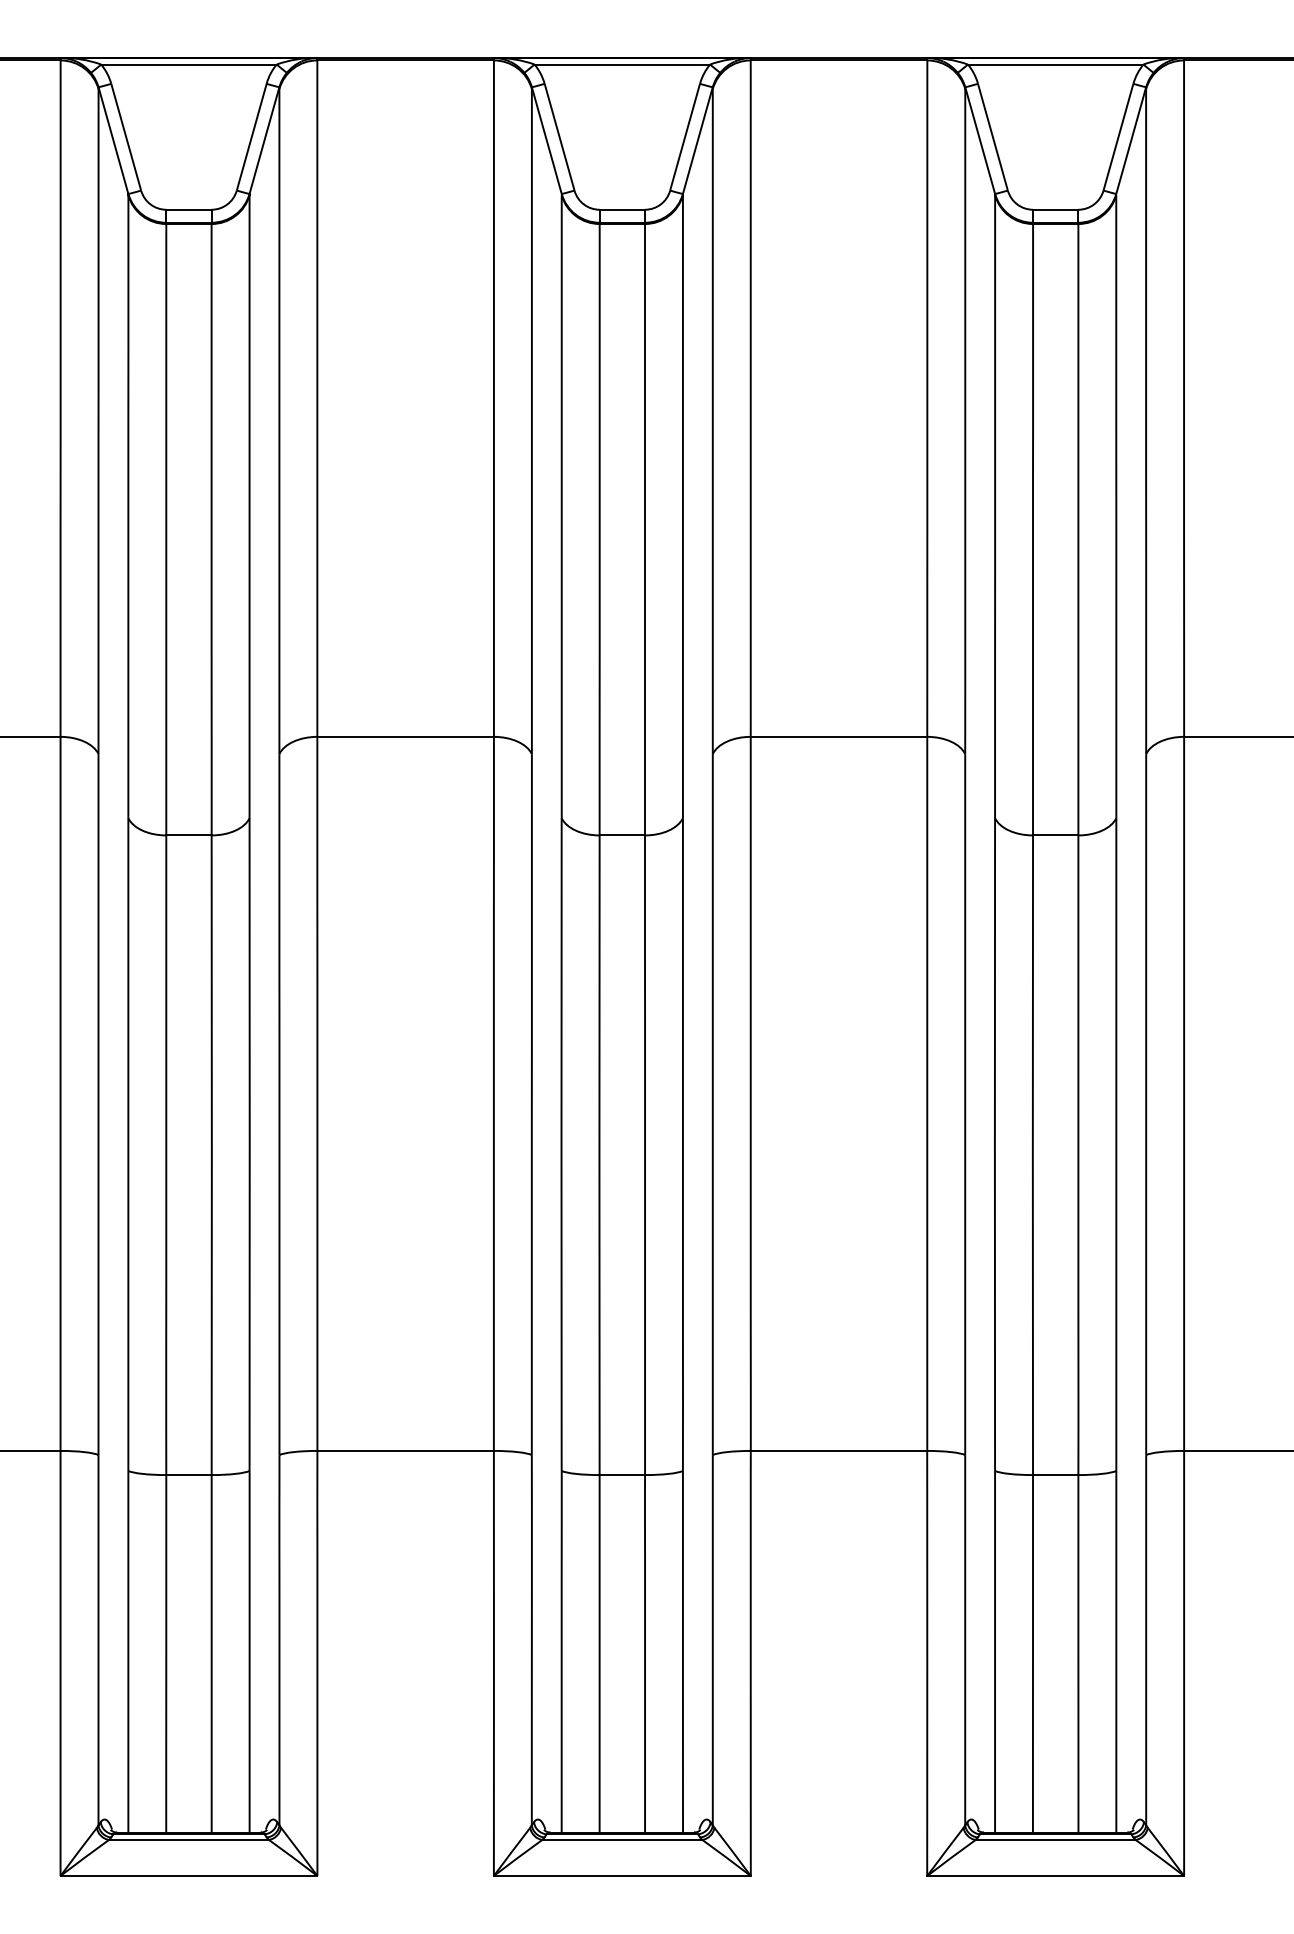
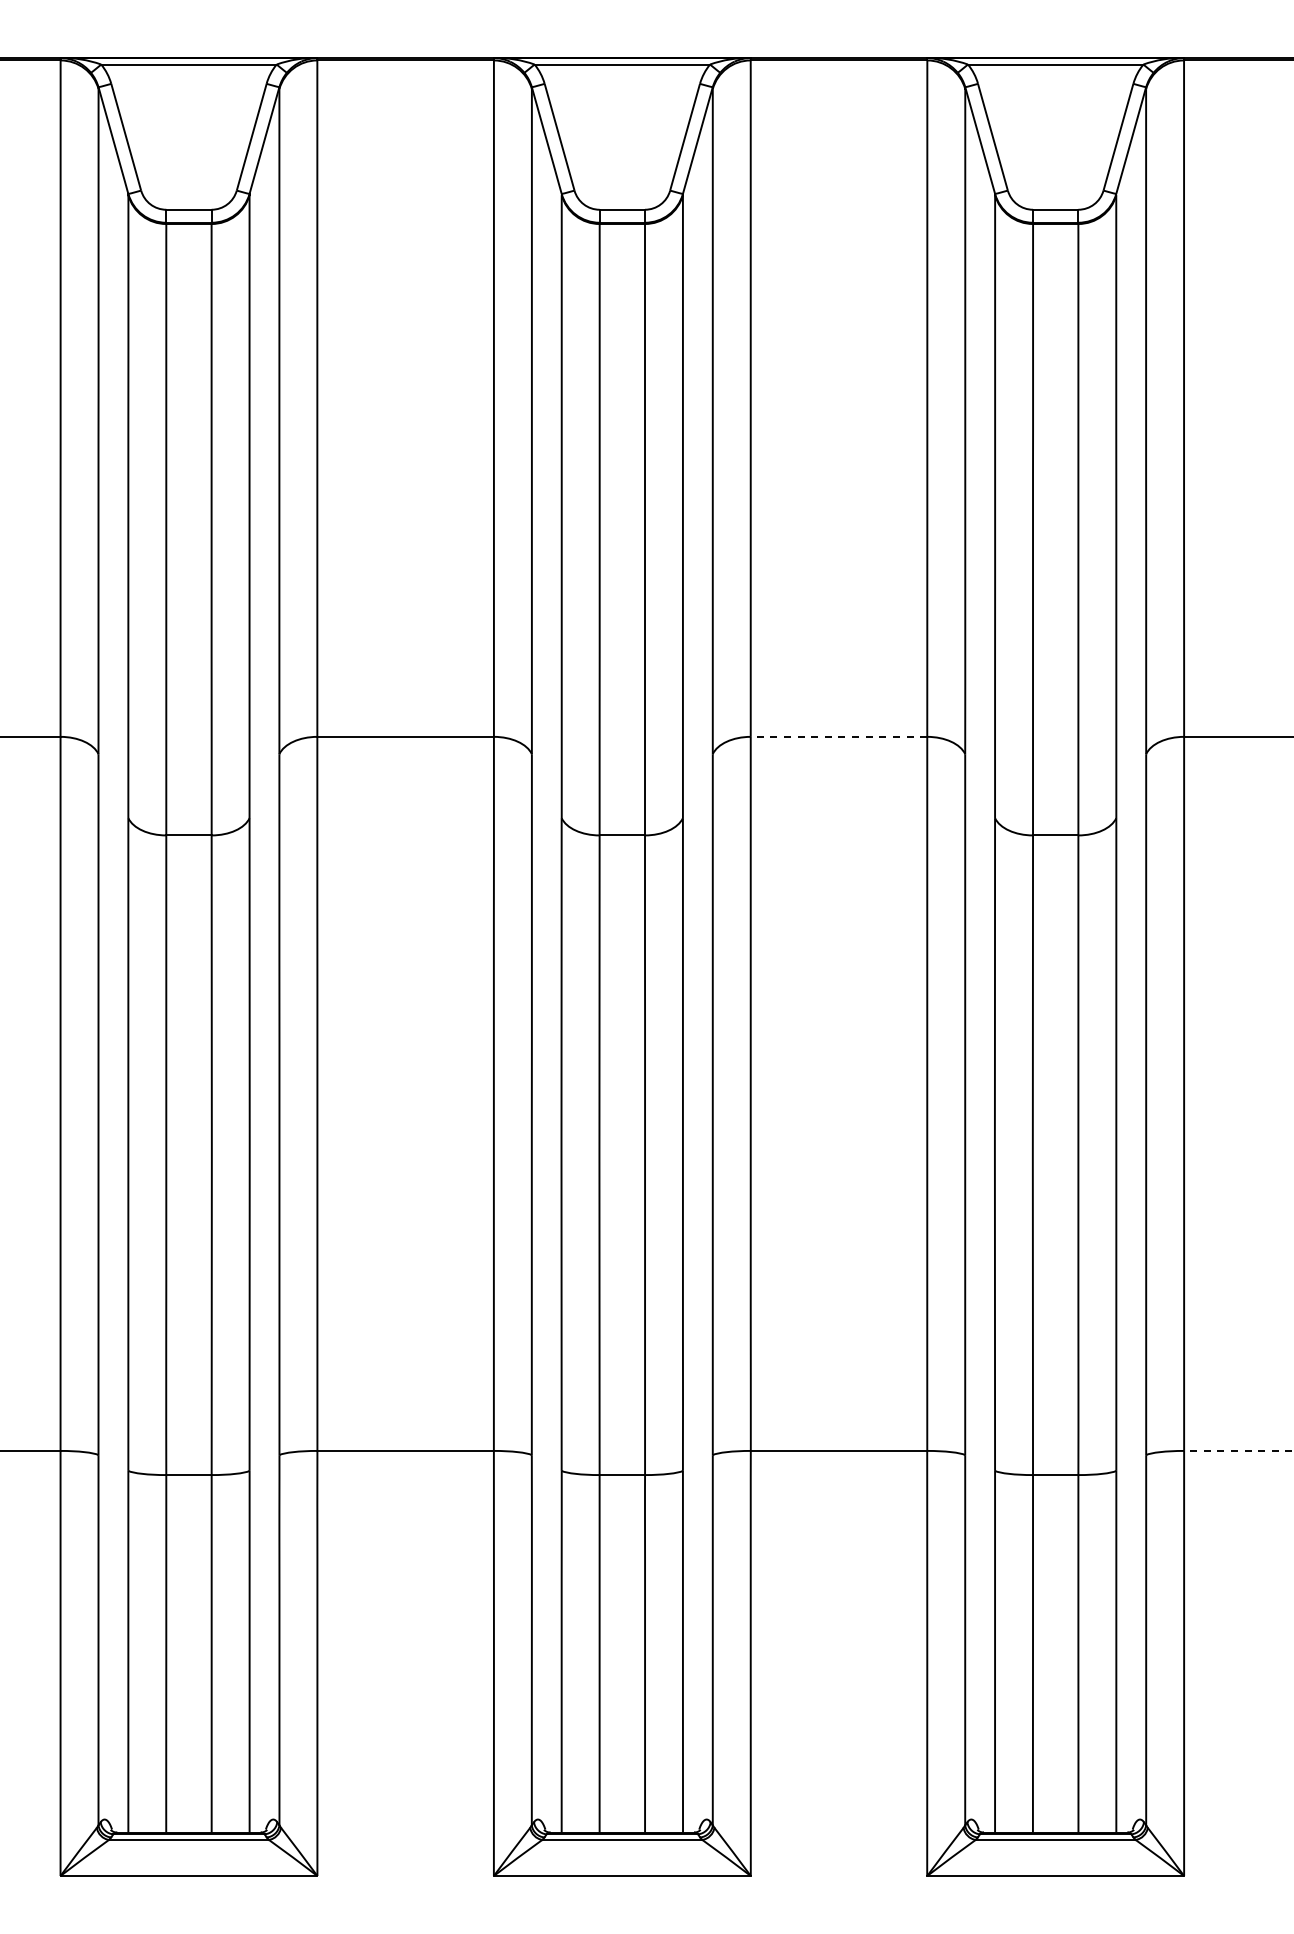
line: solid -> dashed (838, 736)
line: solid -> dashed (1238, 1450)
